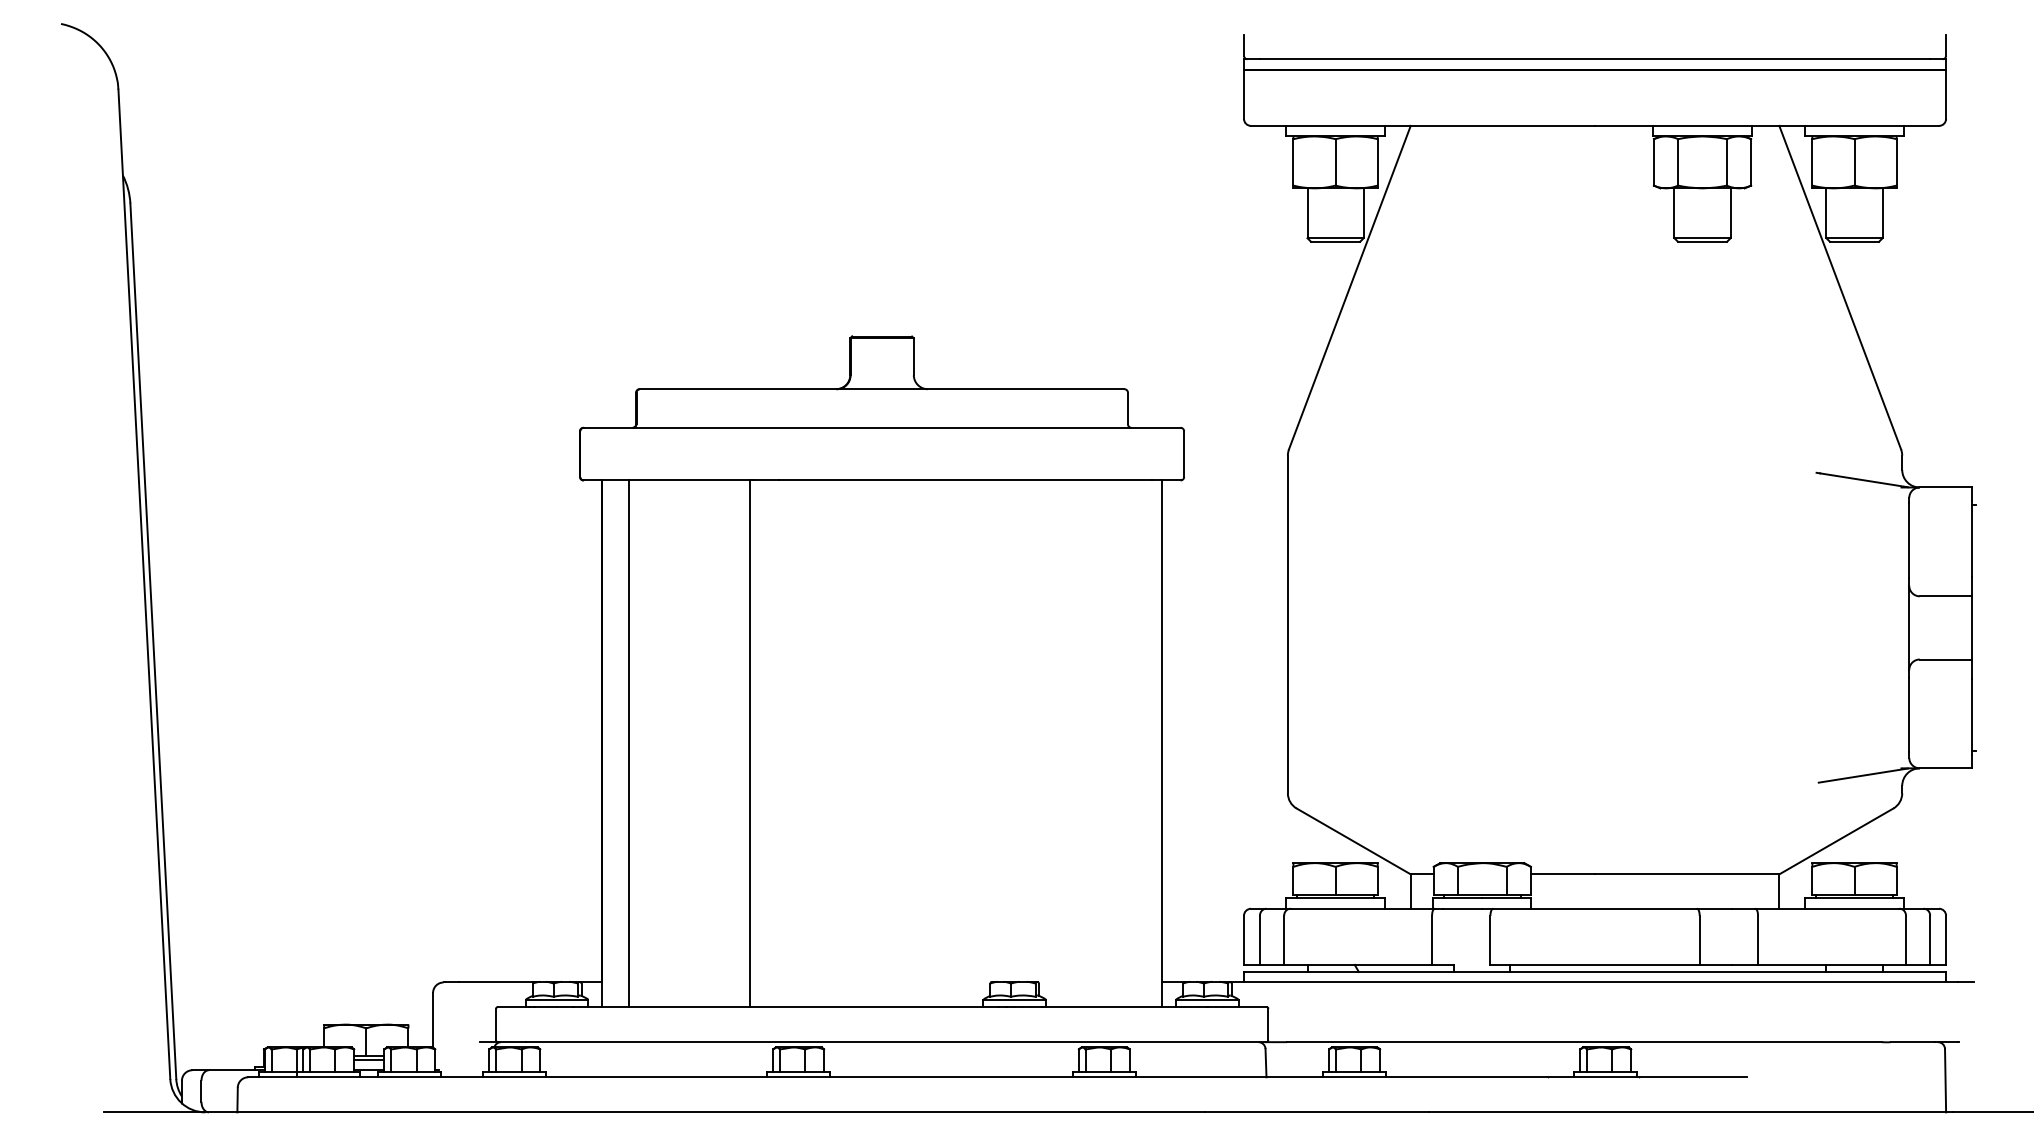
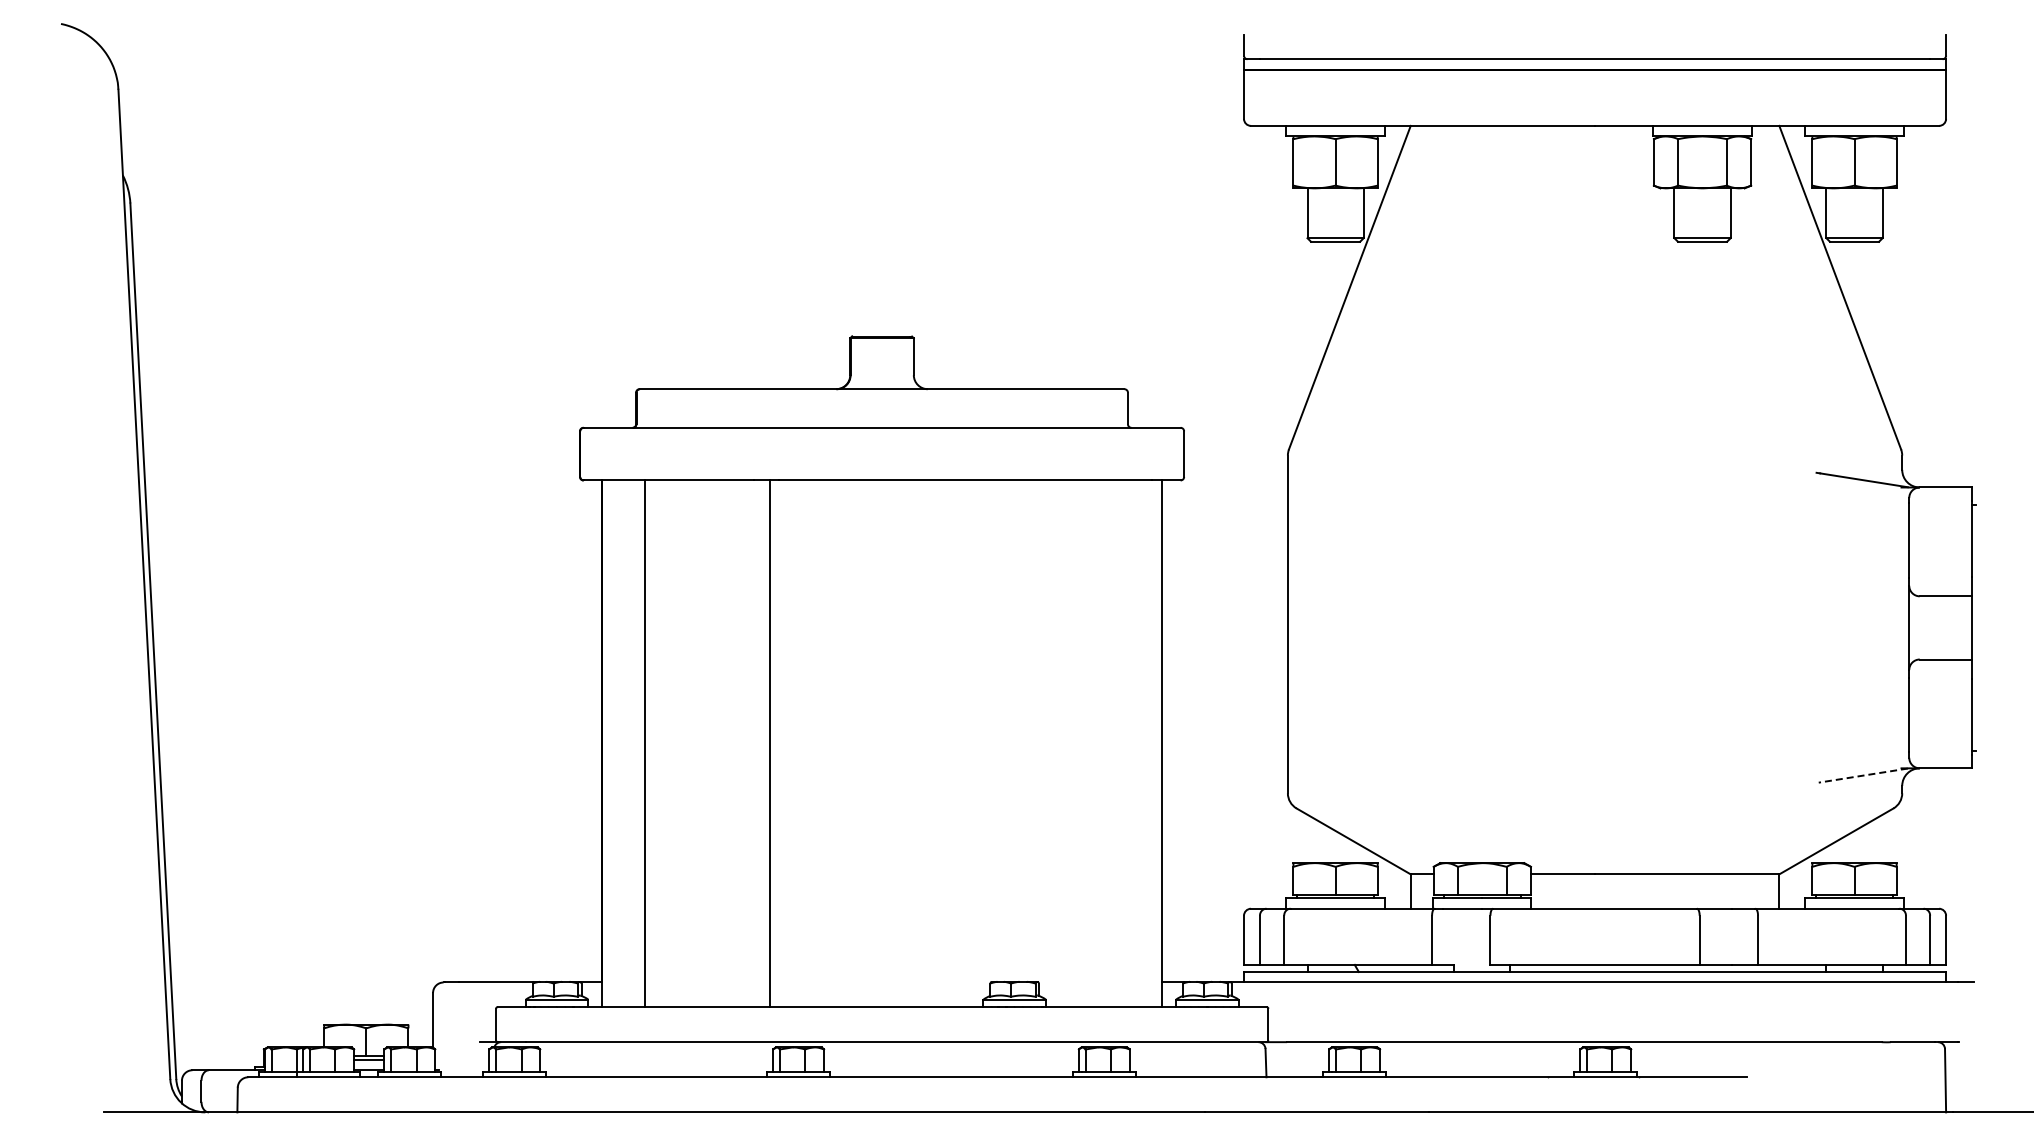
line position: (629, 743) -> (645, 743) (645, 743)
line position: (750, 743) -> (770, 743) (770, 743)
line: solid -> dashed (1862, 775)
